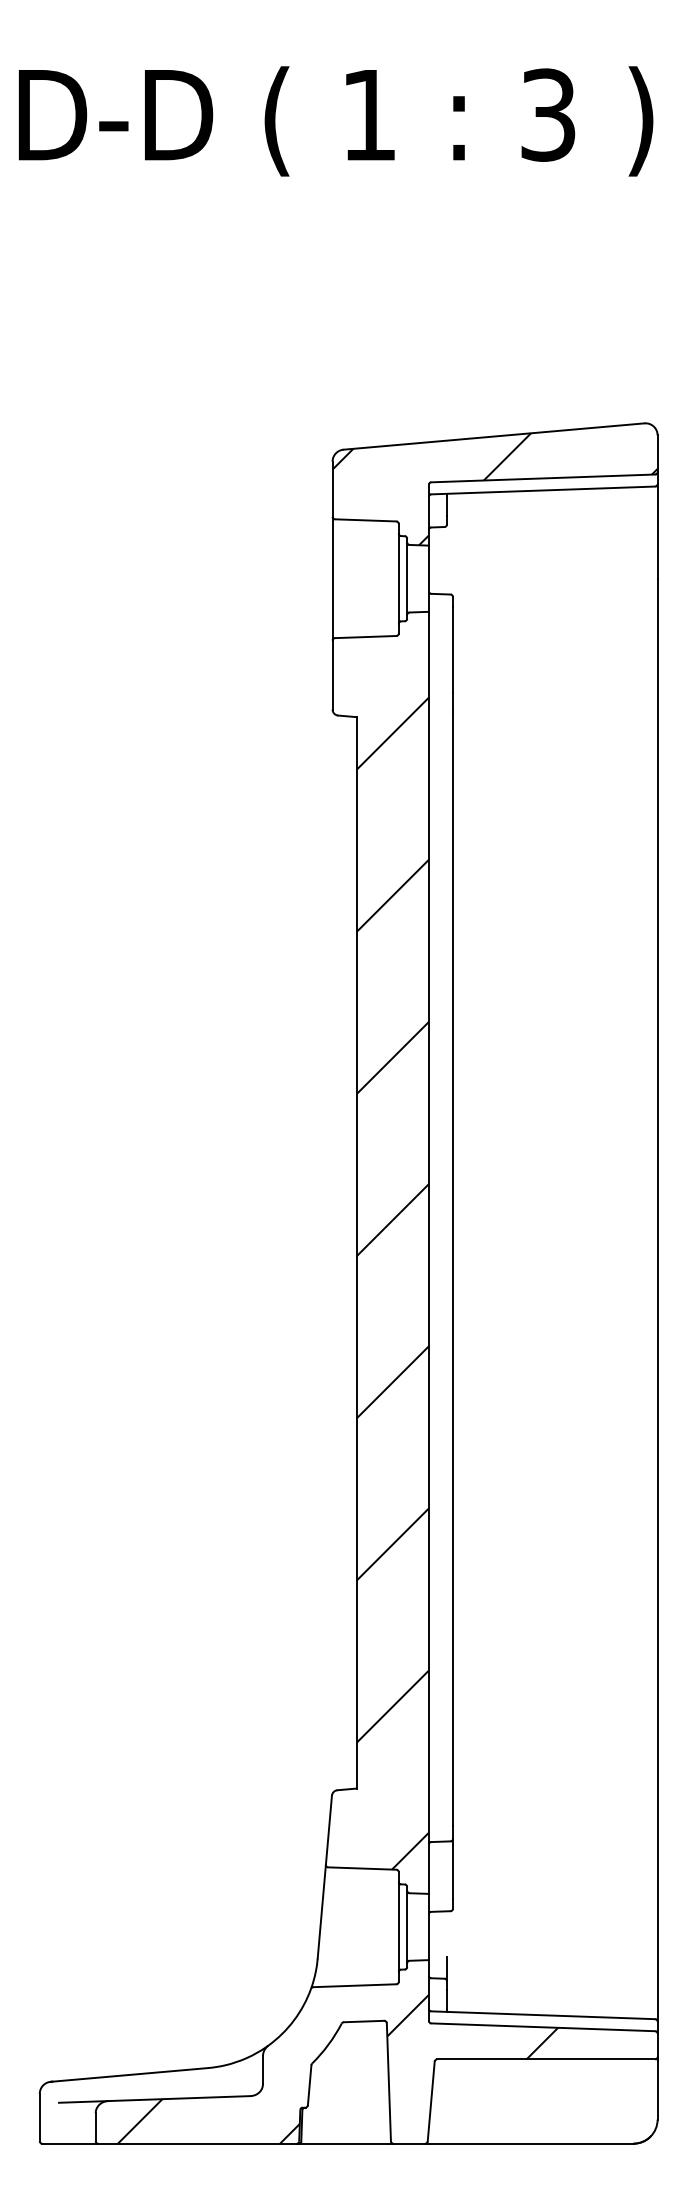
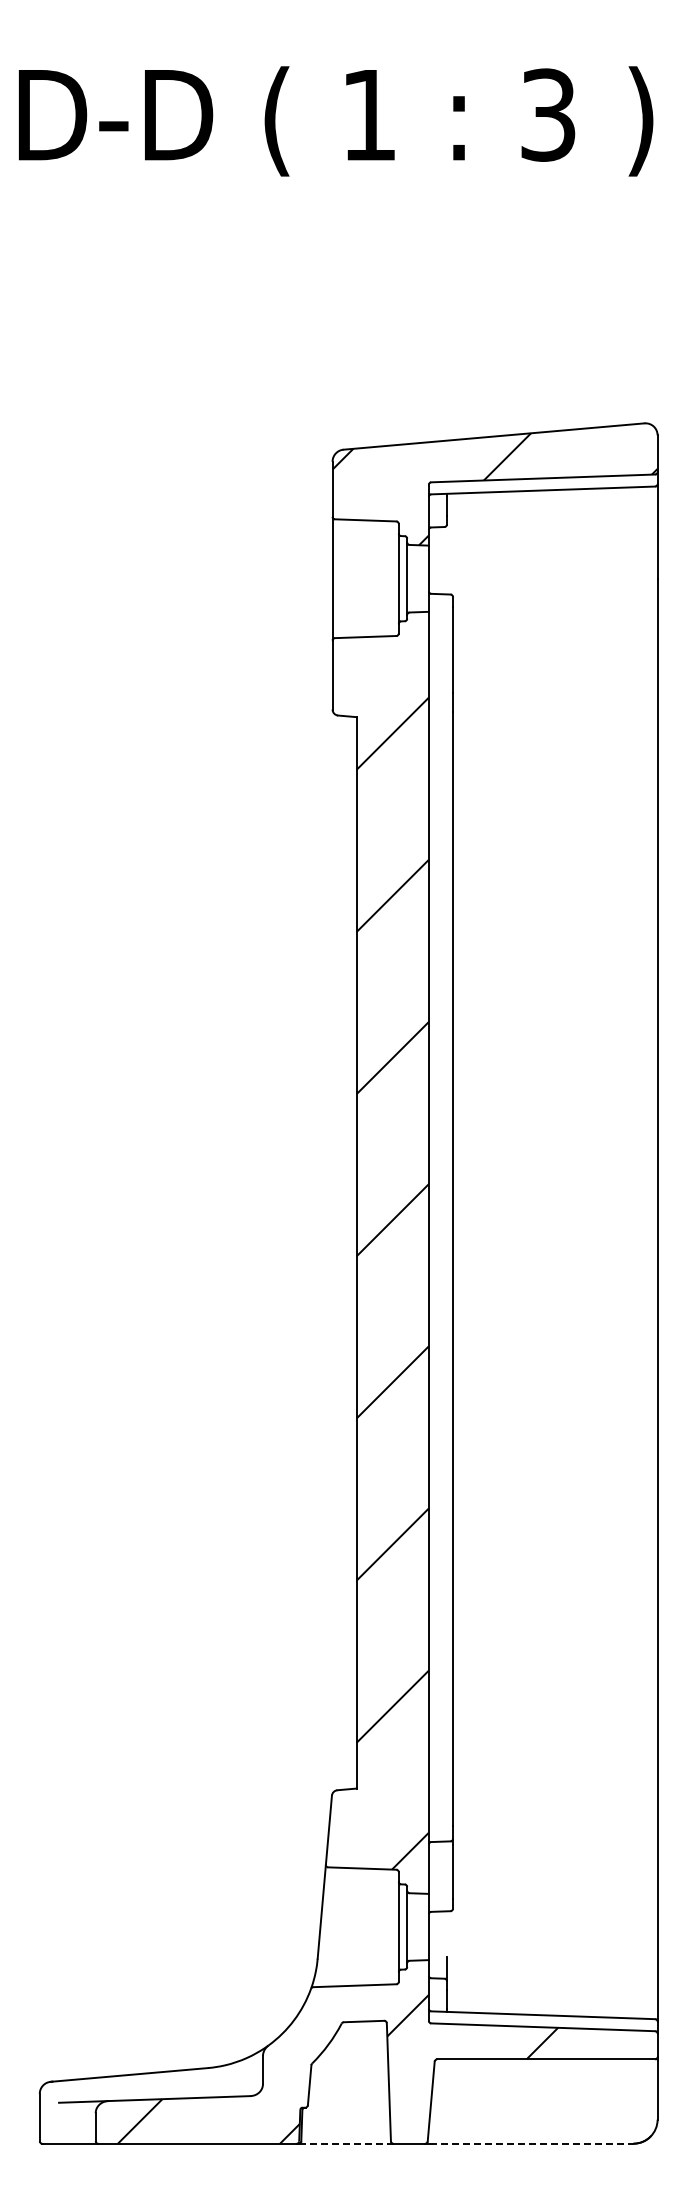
line: solid -> dashed (343, 2143)
line: solid -> dashed (531, 2143)
